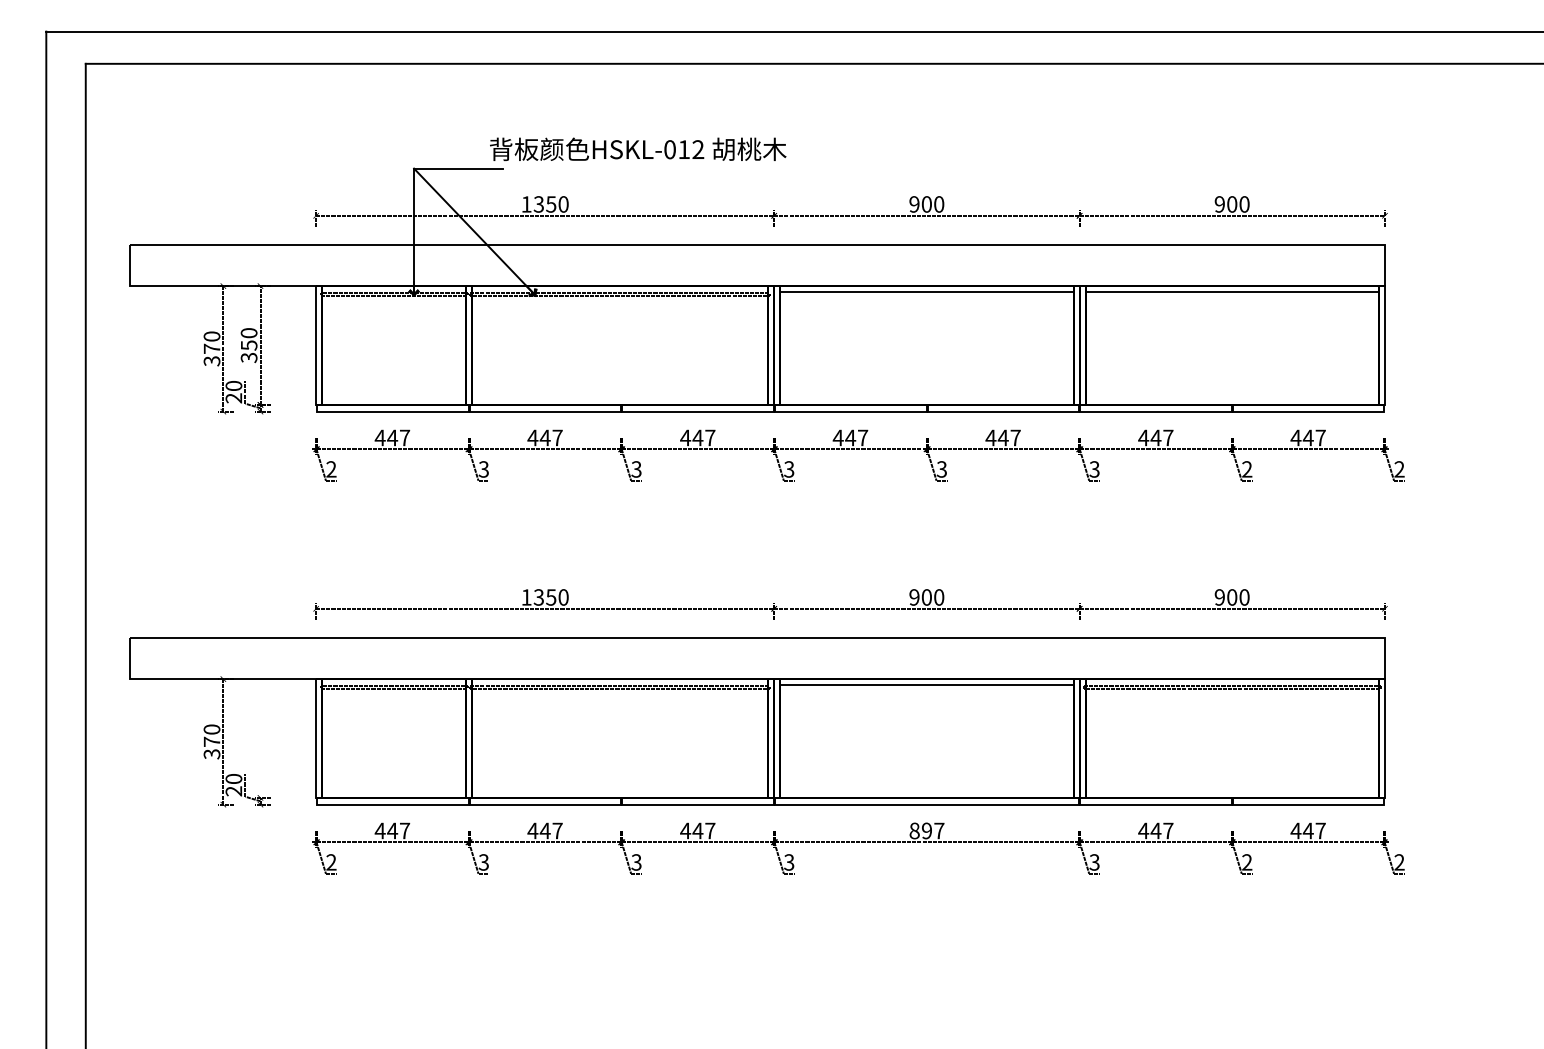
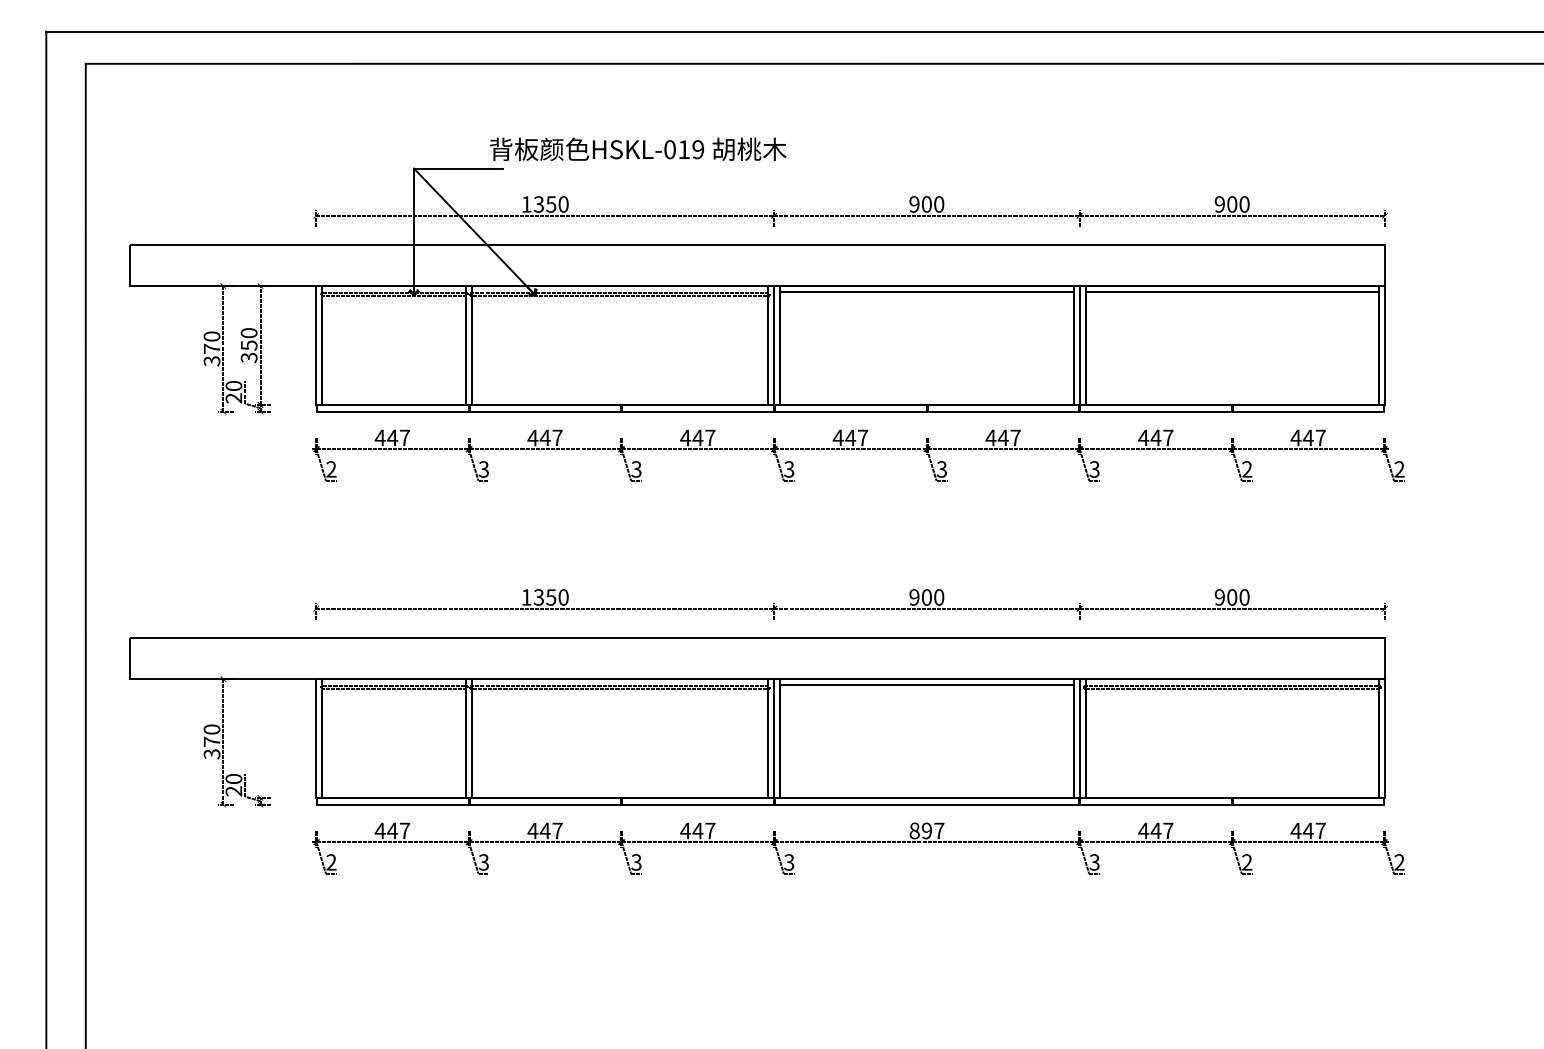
text: HSKL-012 -> HSKL-019 (698, 149)
